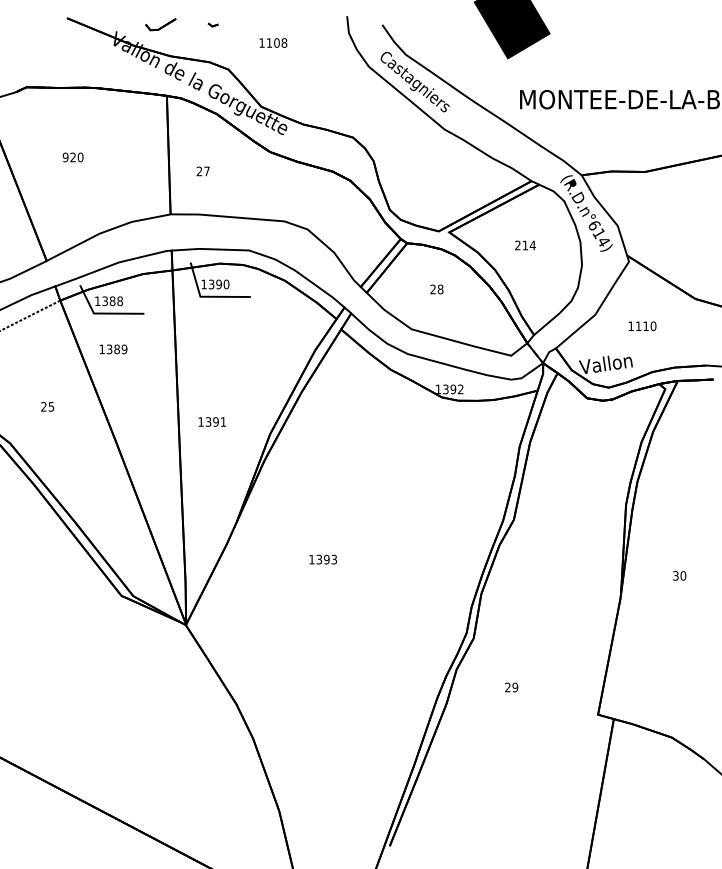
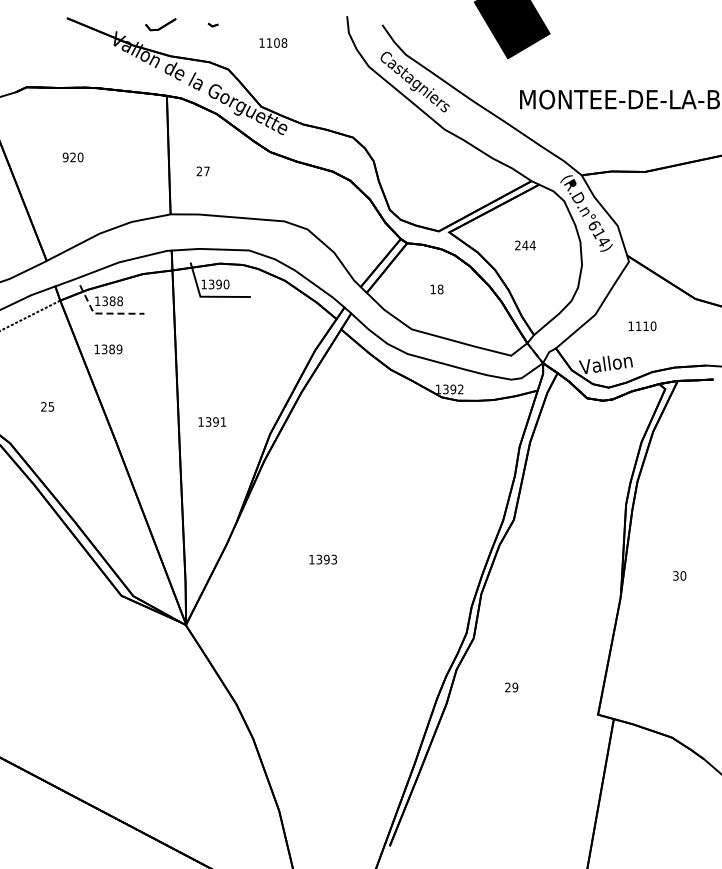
text: 214 -> 244 (525, 245)
text: 28 -> 18 (432, 289)
line: solid -> dashed (102, 313)
text position: (113, 349) -> (108, 349) (108, 349)
